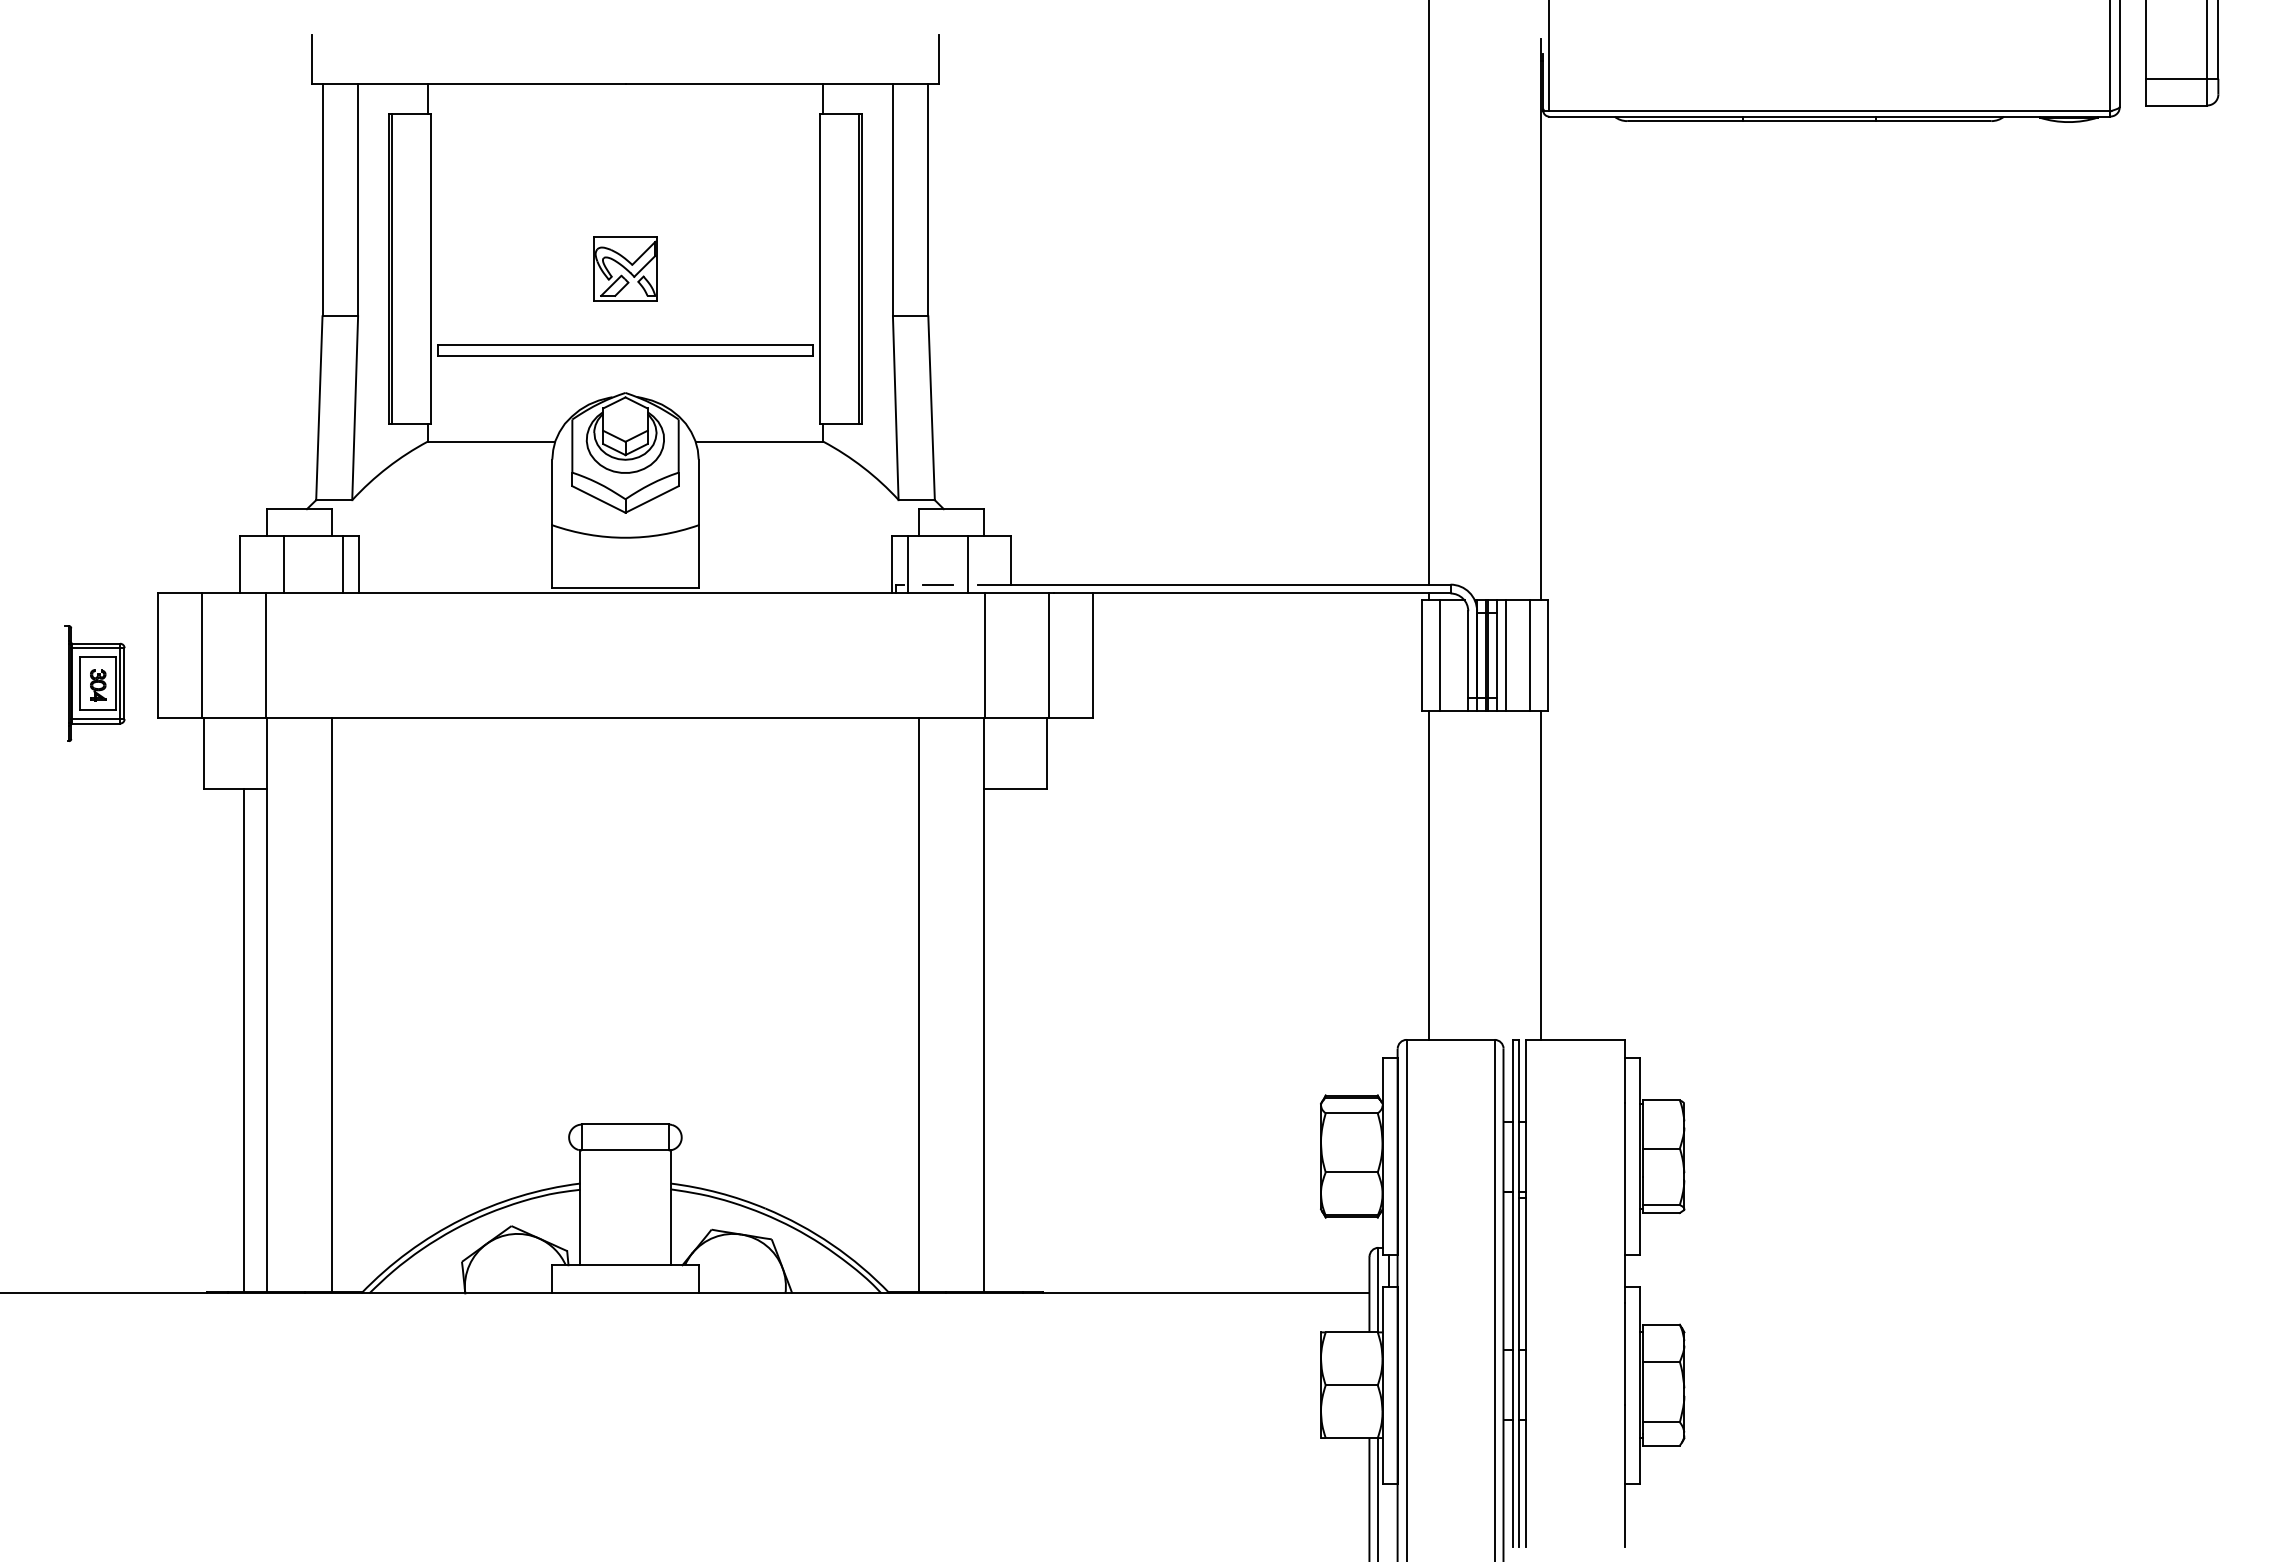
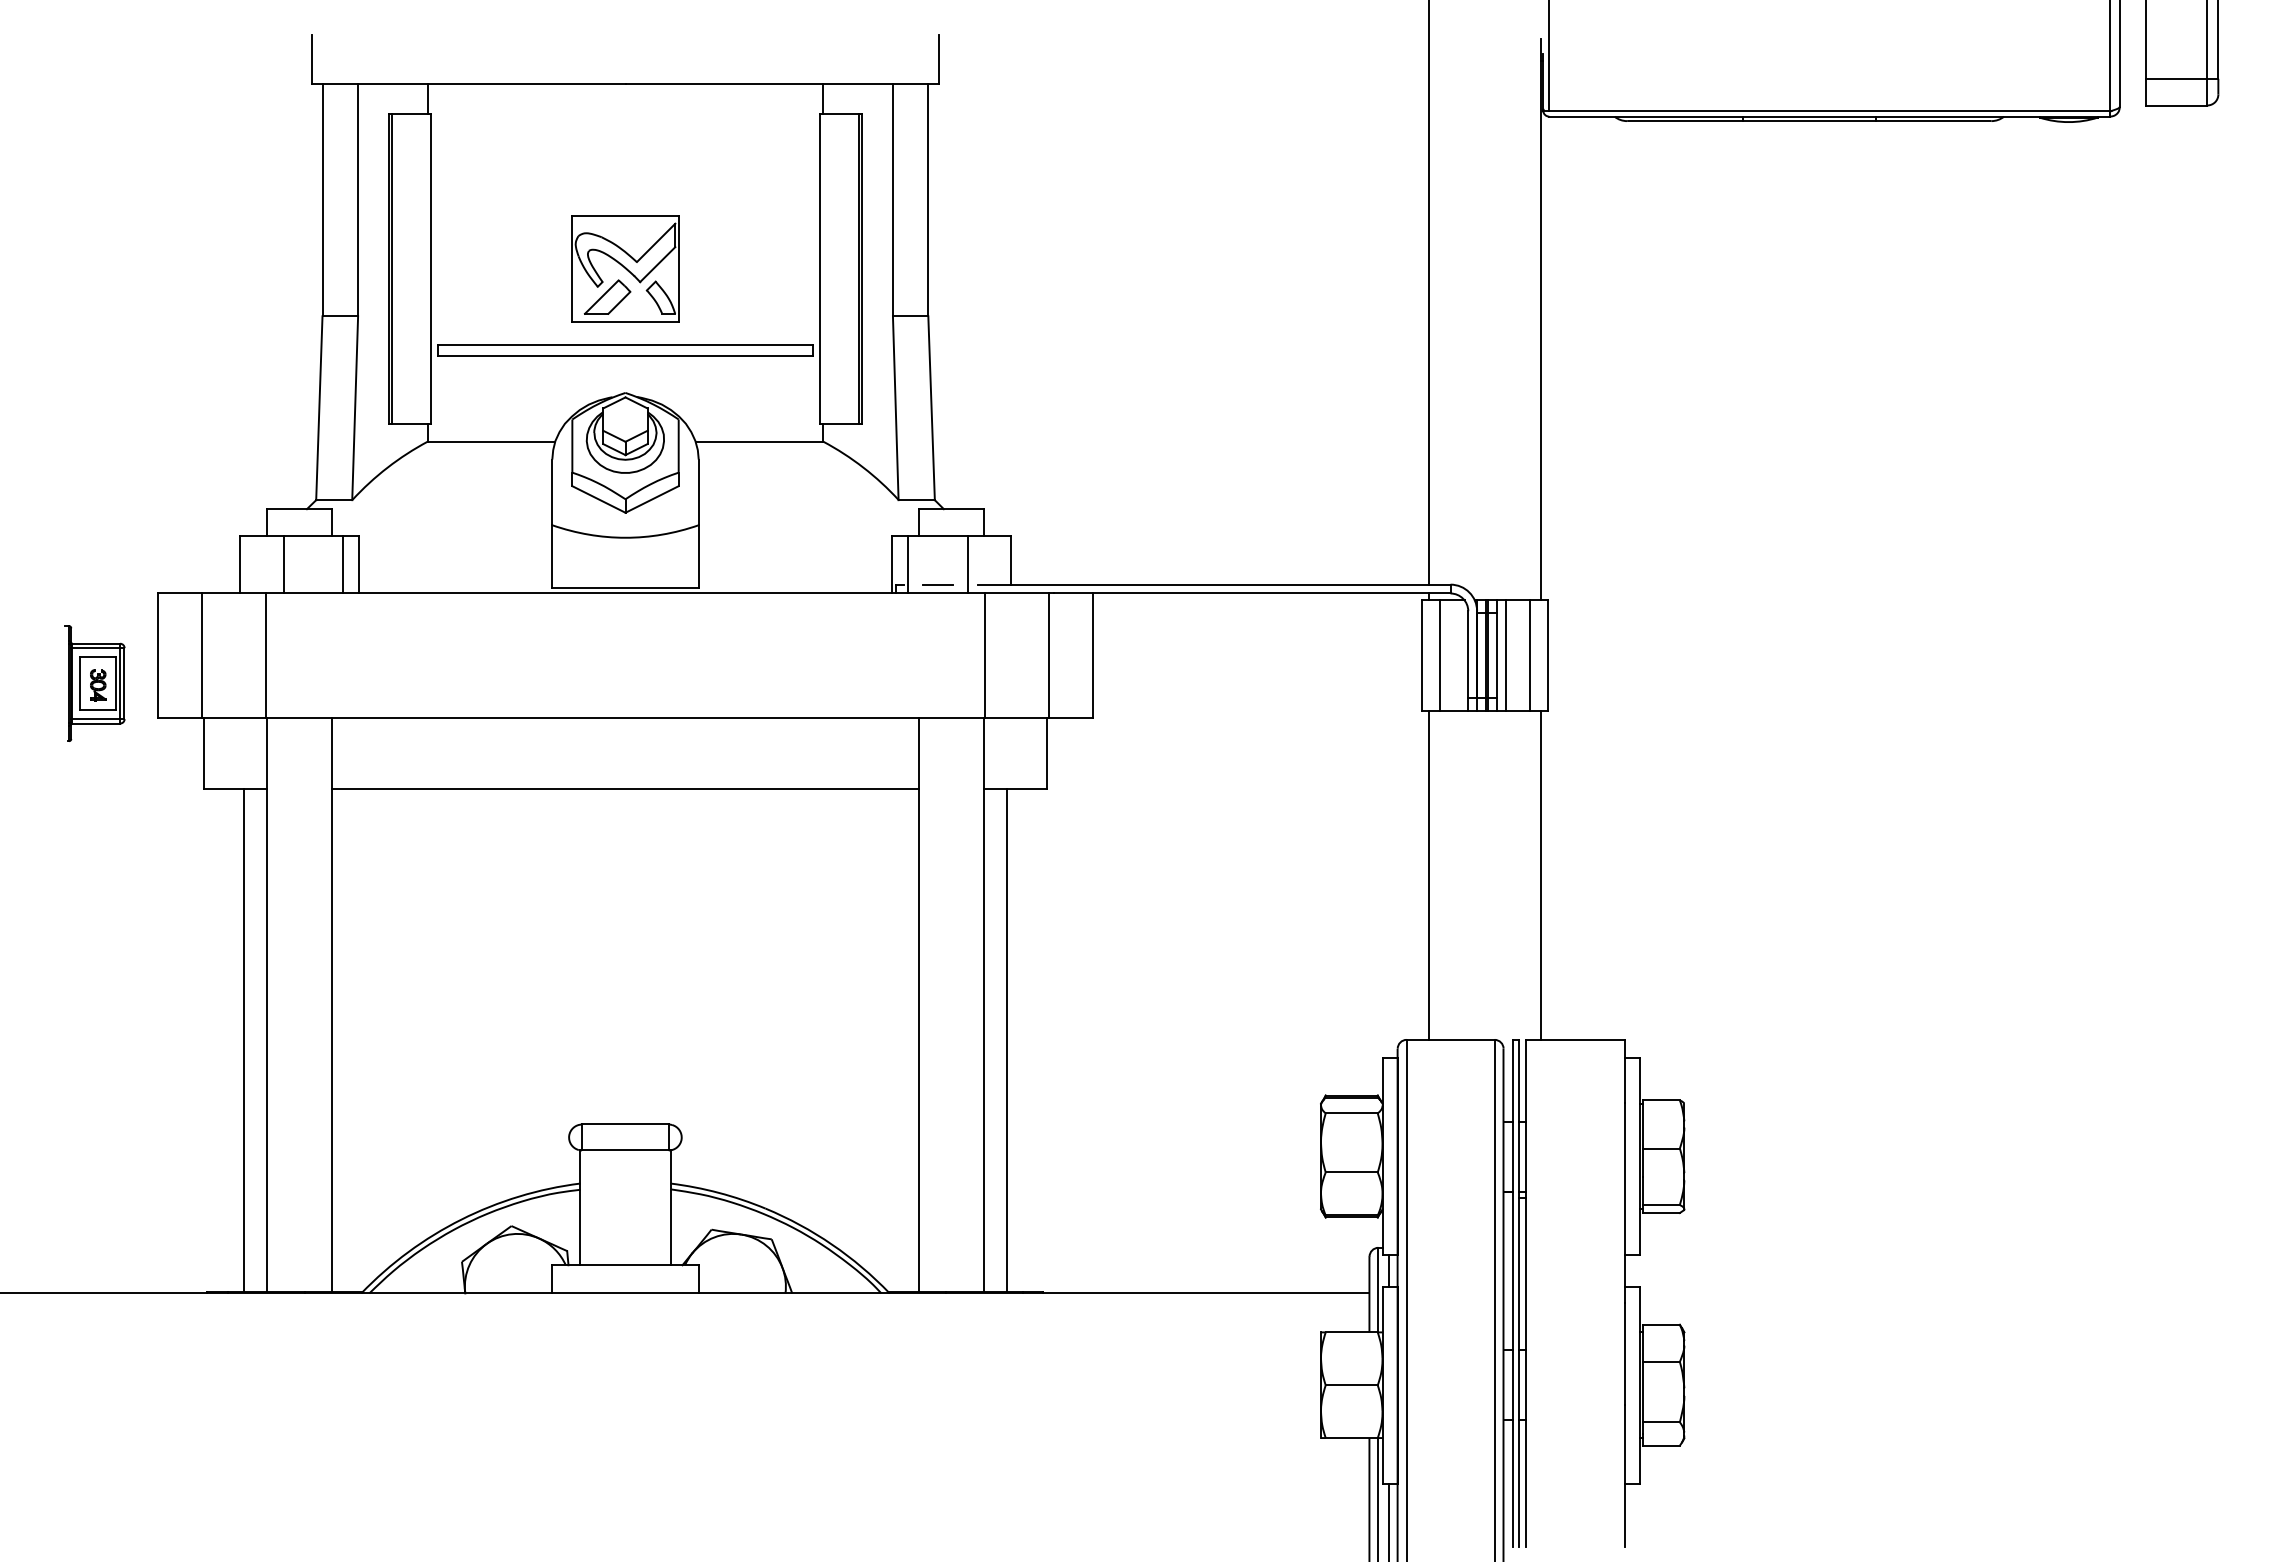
part size: 65x66 px -> 109x108 px (625, 268)
line: none -> present (625, 788)
line: none -> present (1006, 1039)
line: none -> present (1388, 1520)
